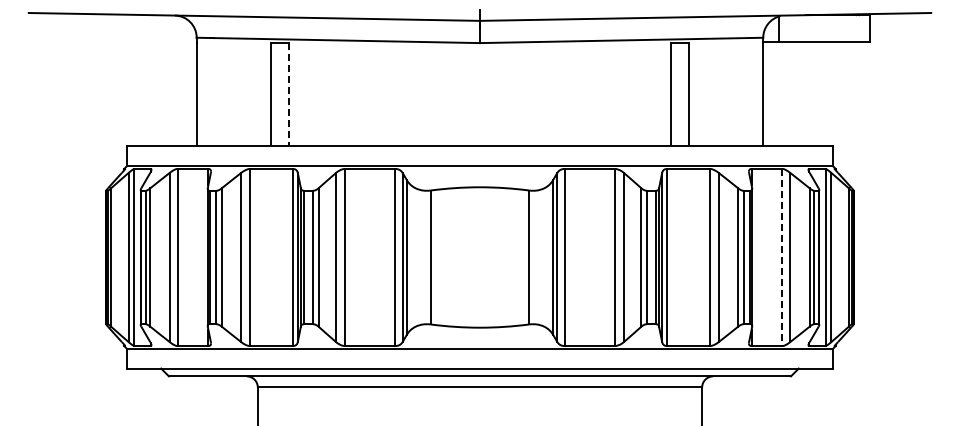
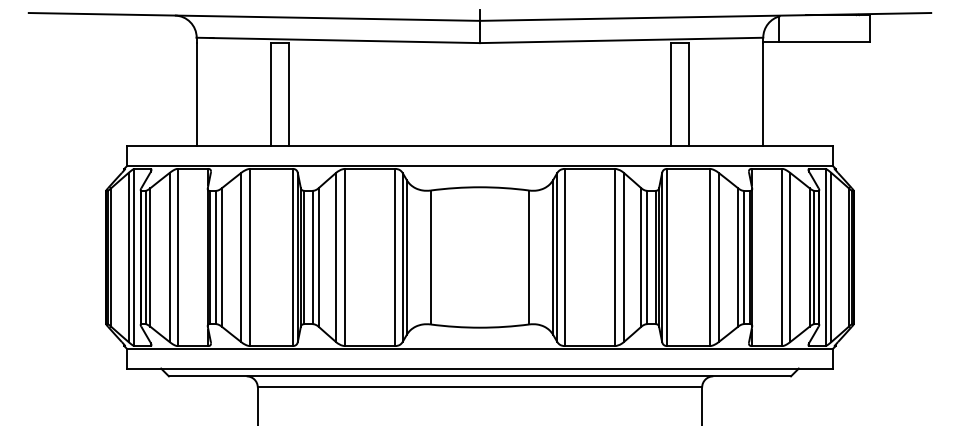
line: dashed -> solid (288, 94)
line: dashed -> solid (782, 257)
